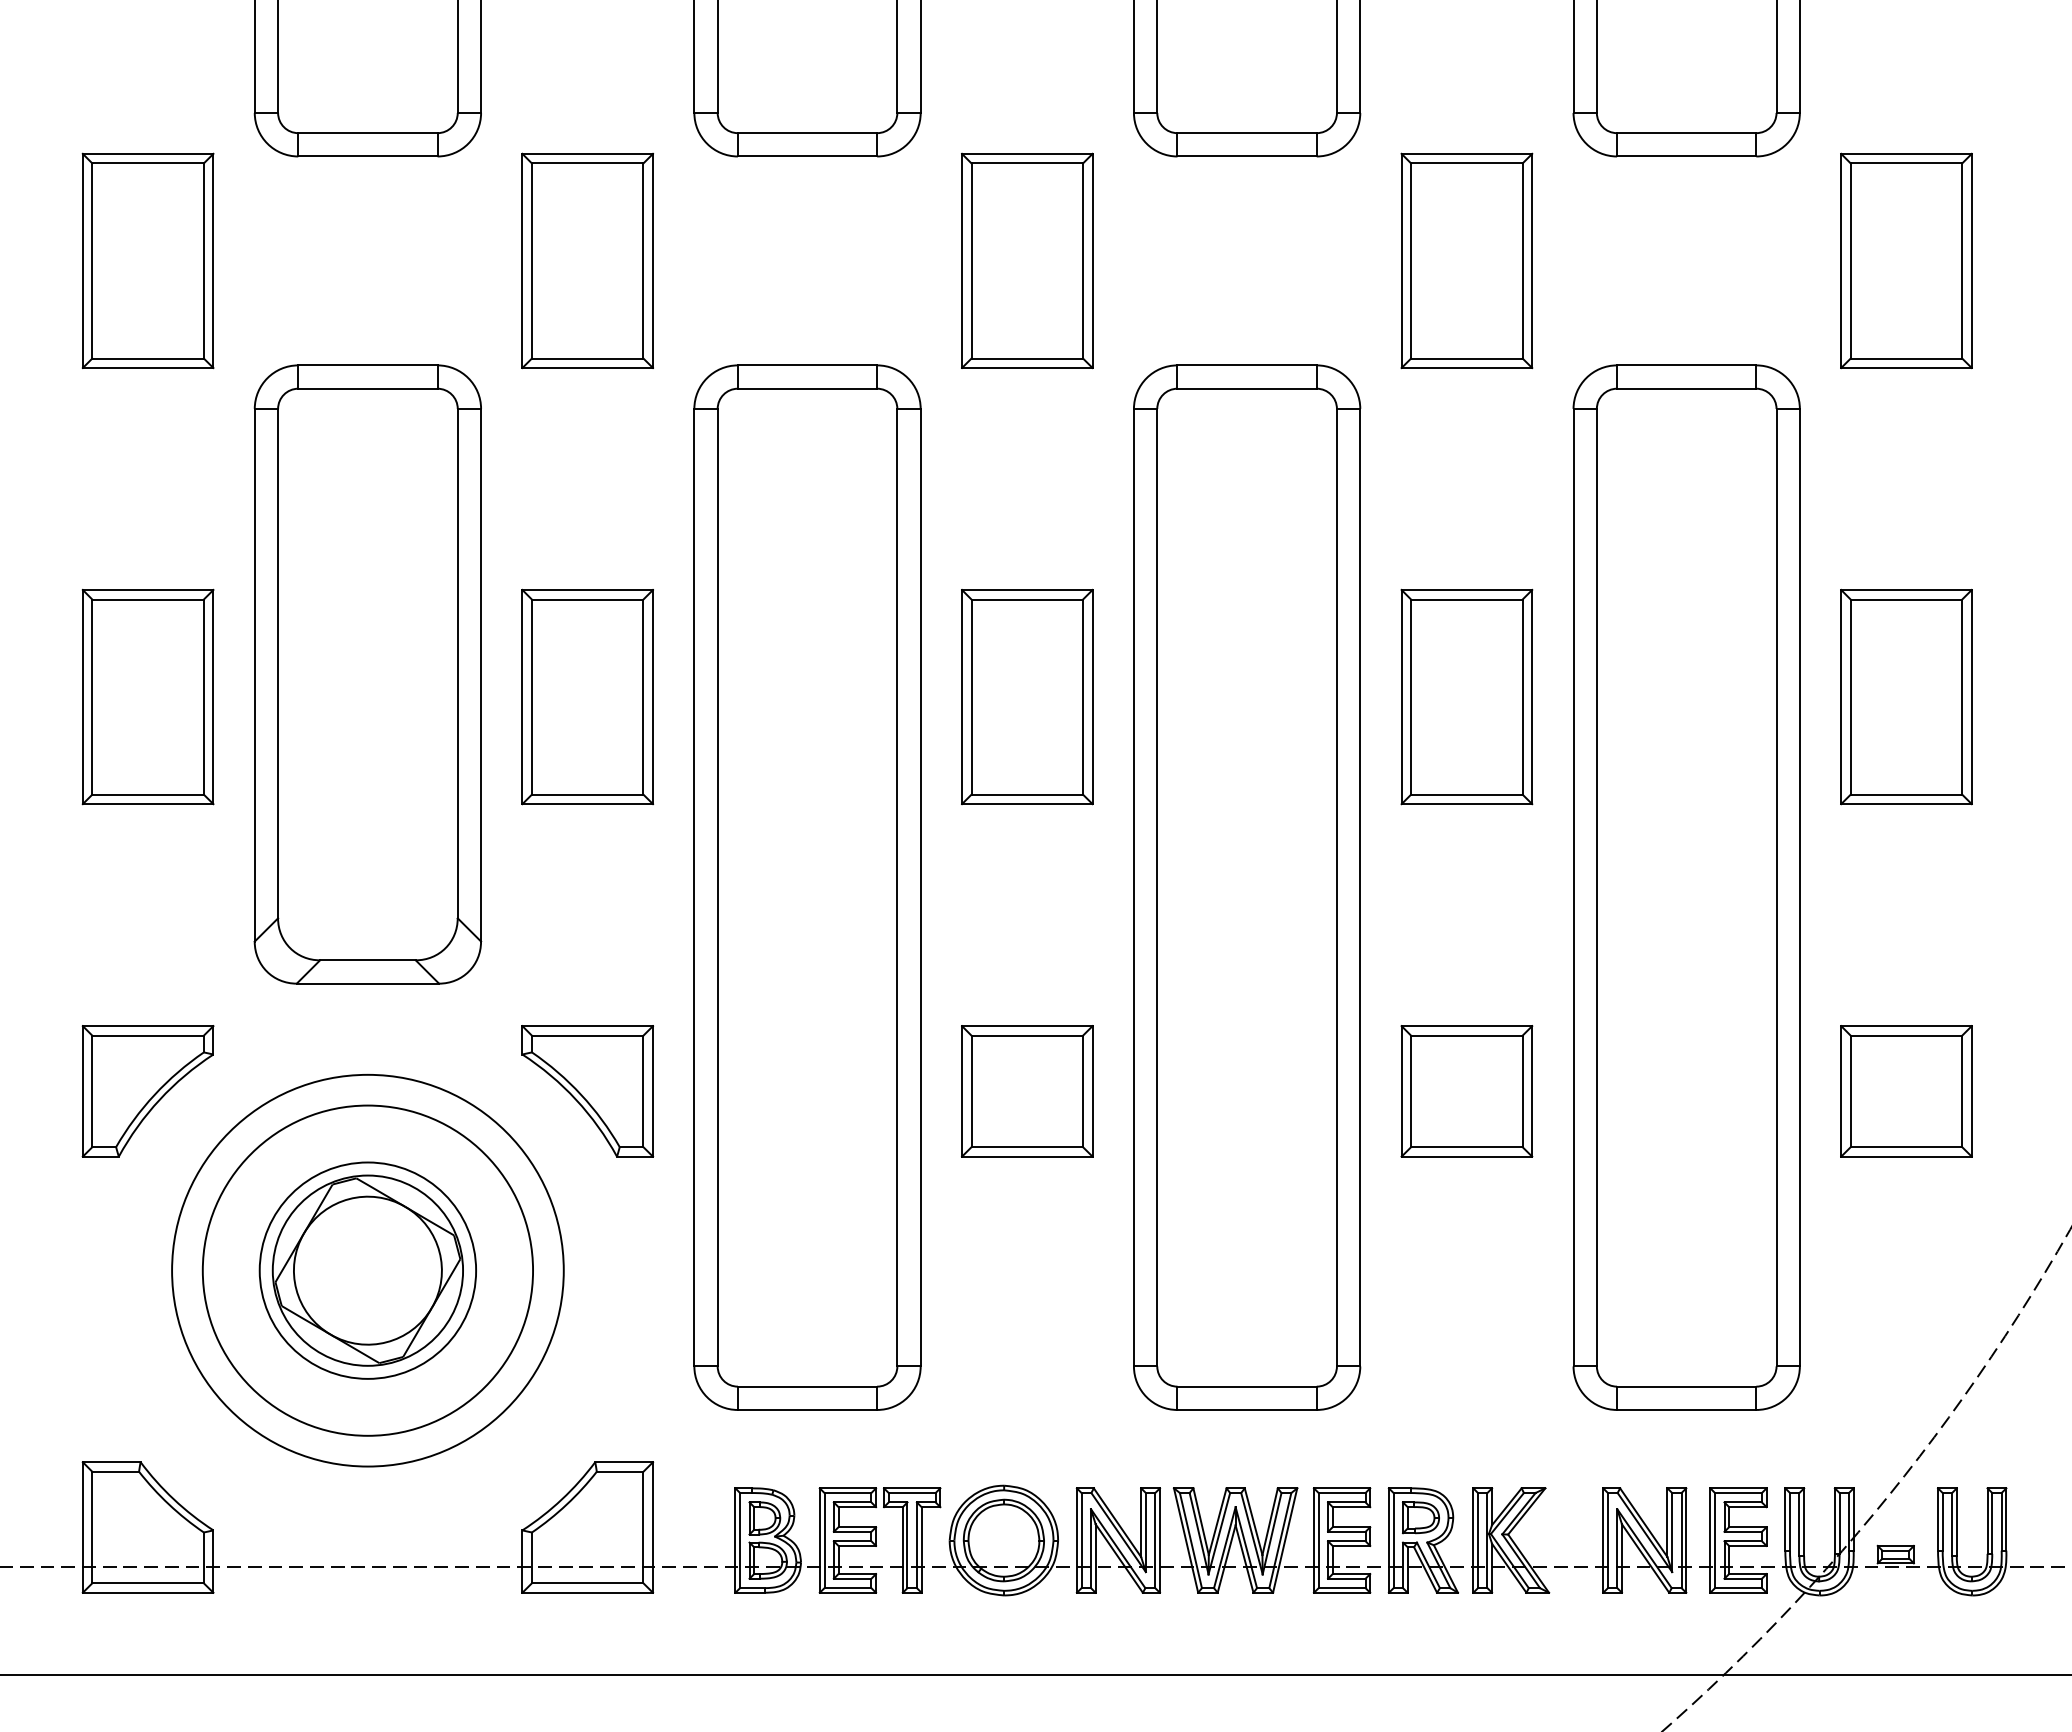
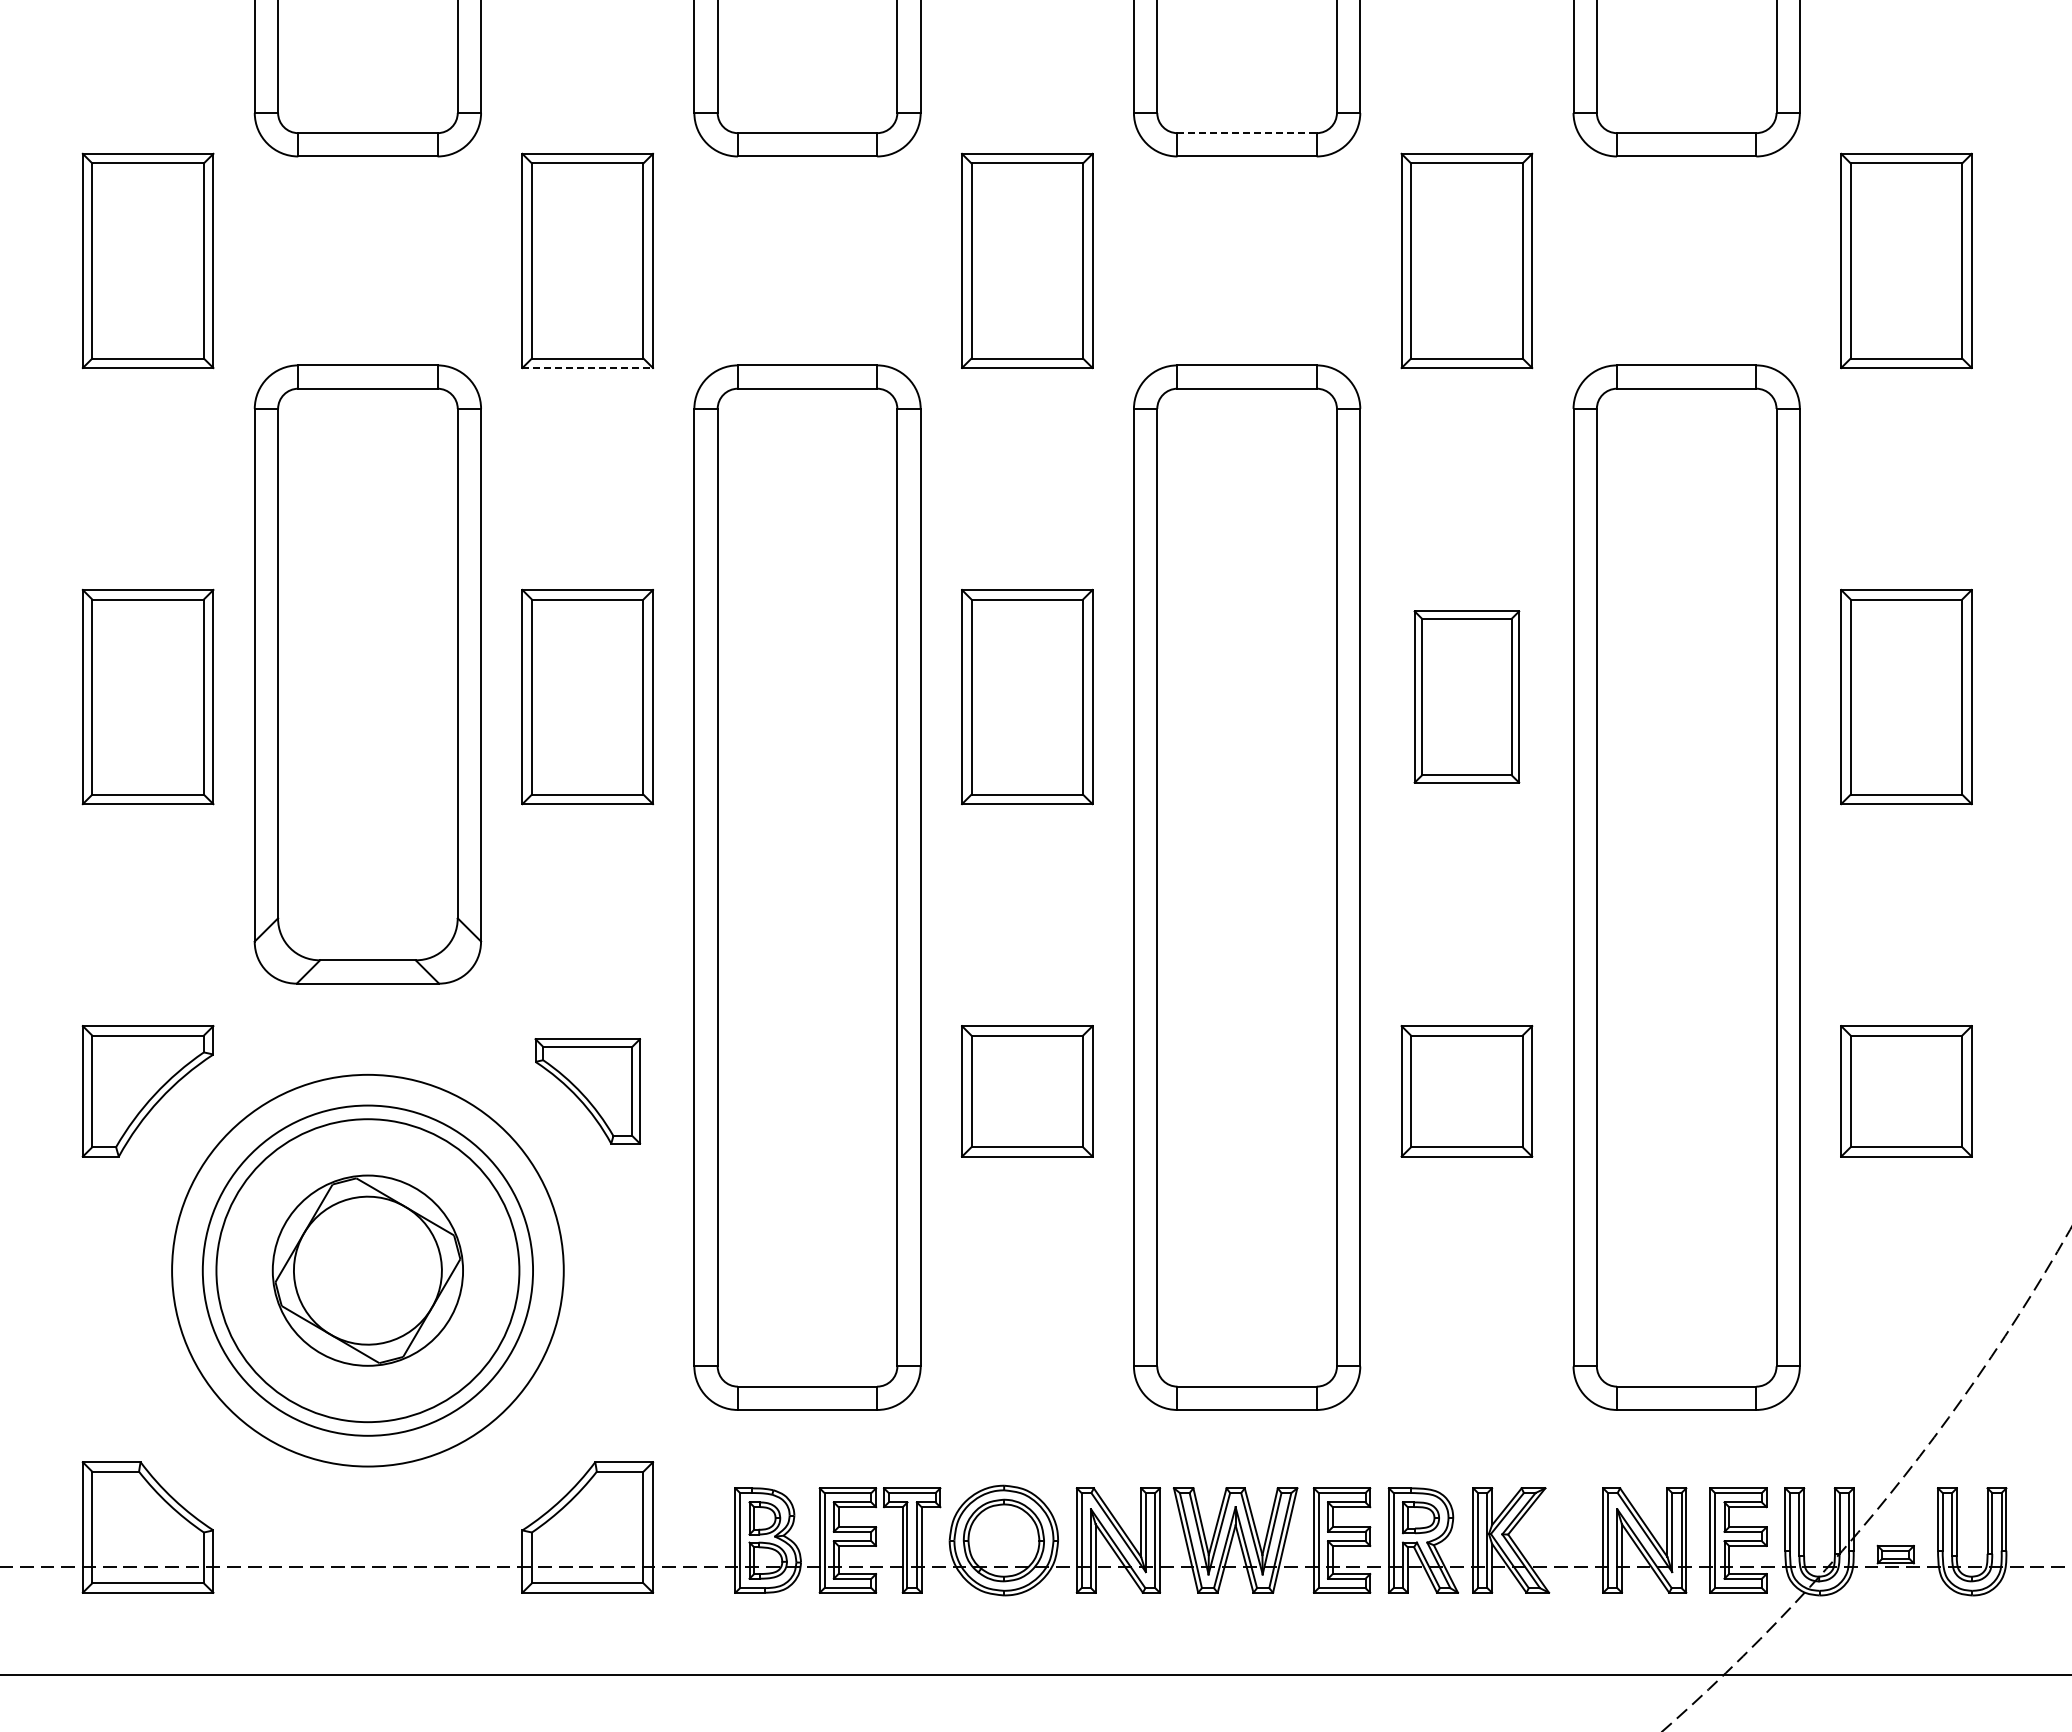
line: solid -> dashed (1247, 133)
line: solid -> dashed (588, 368)
part size: 134x218 px -> 108x174 px (1466, 696)
part size: 134x133 px -> 108x107 px (587, 1091)
circle diameter: 216 px -> 303 px (367, 1270)
